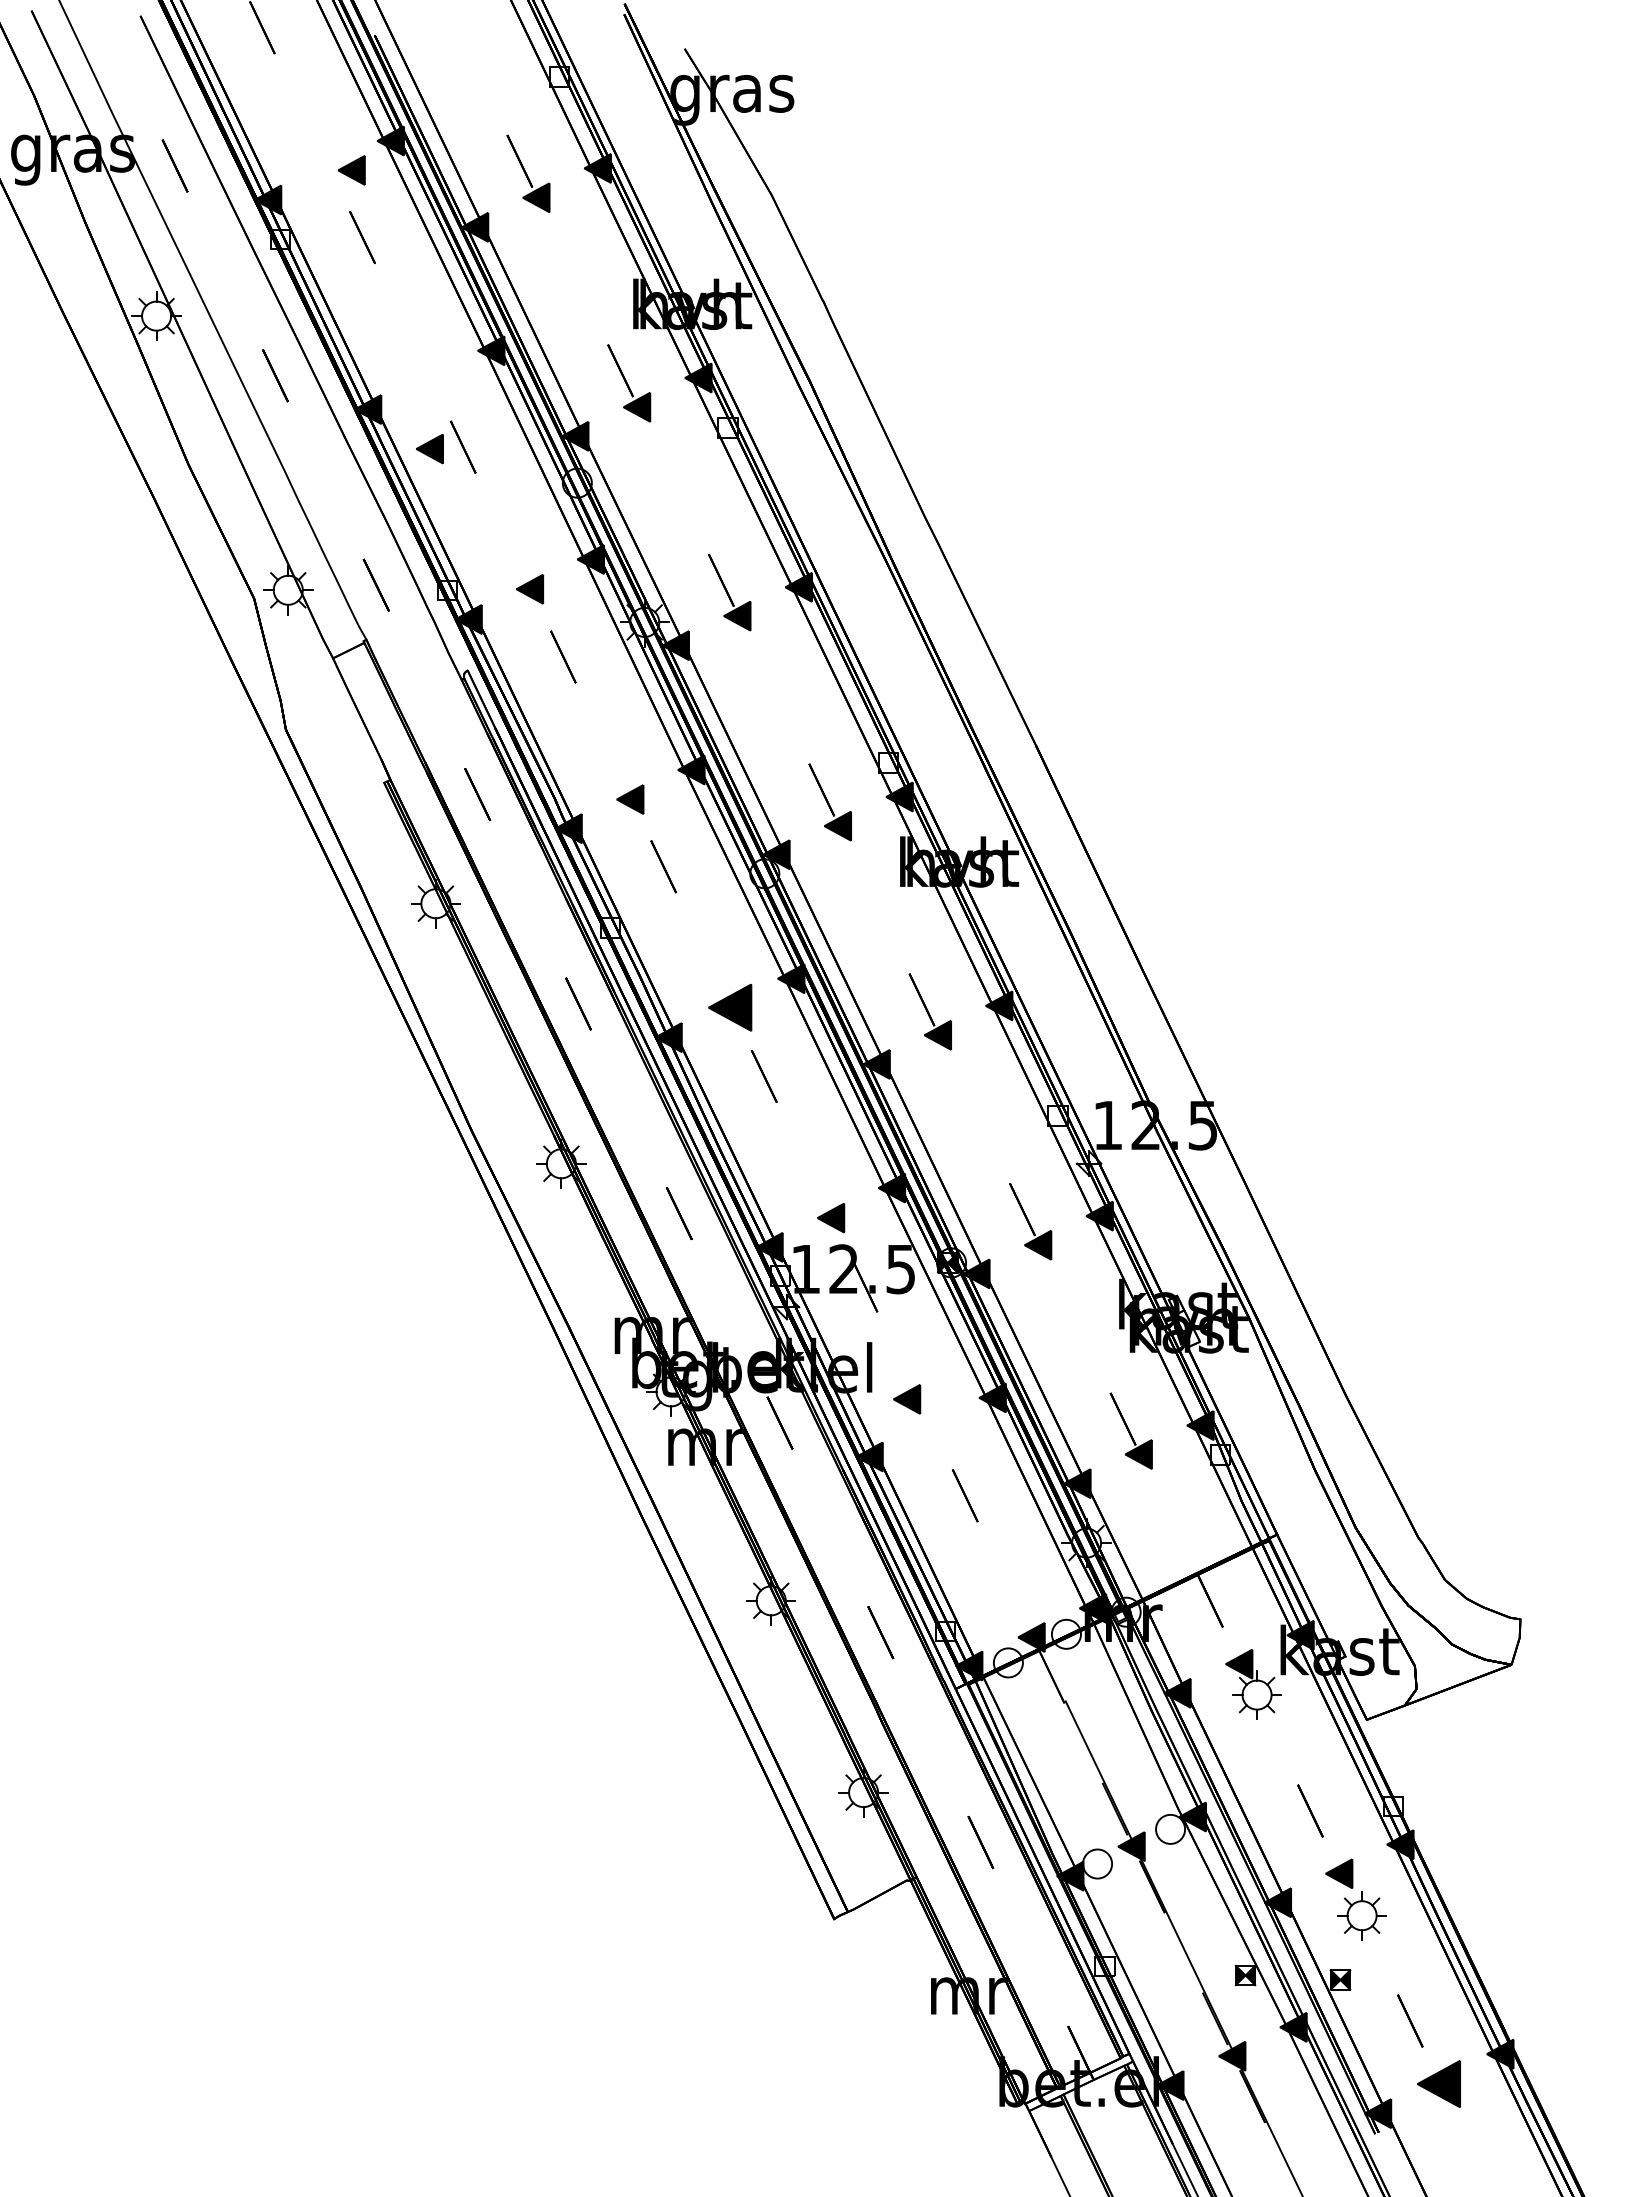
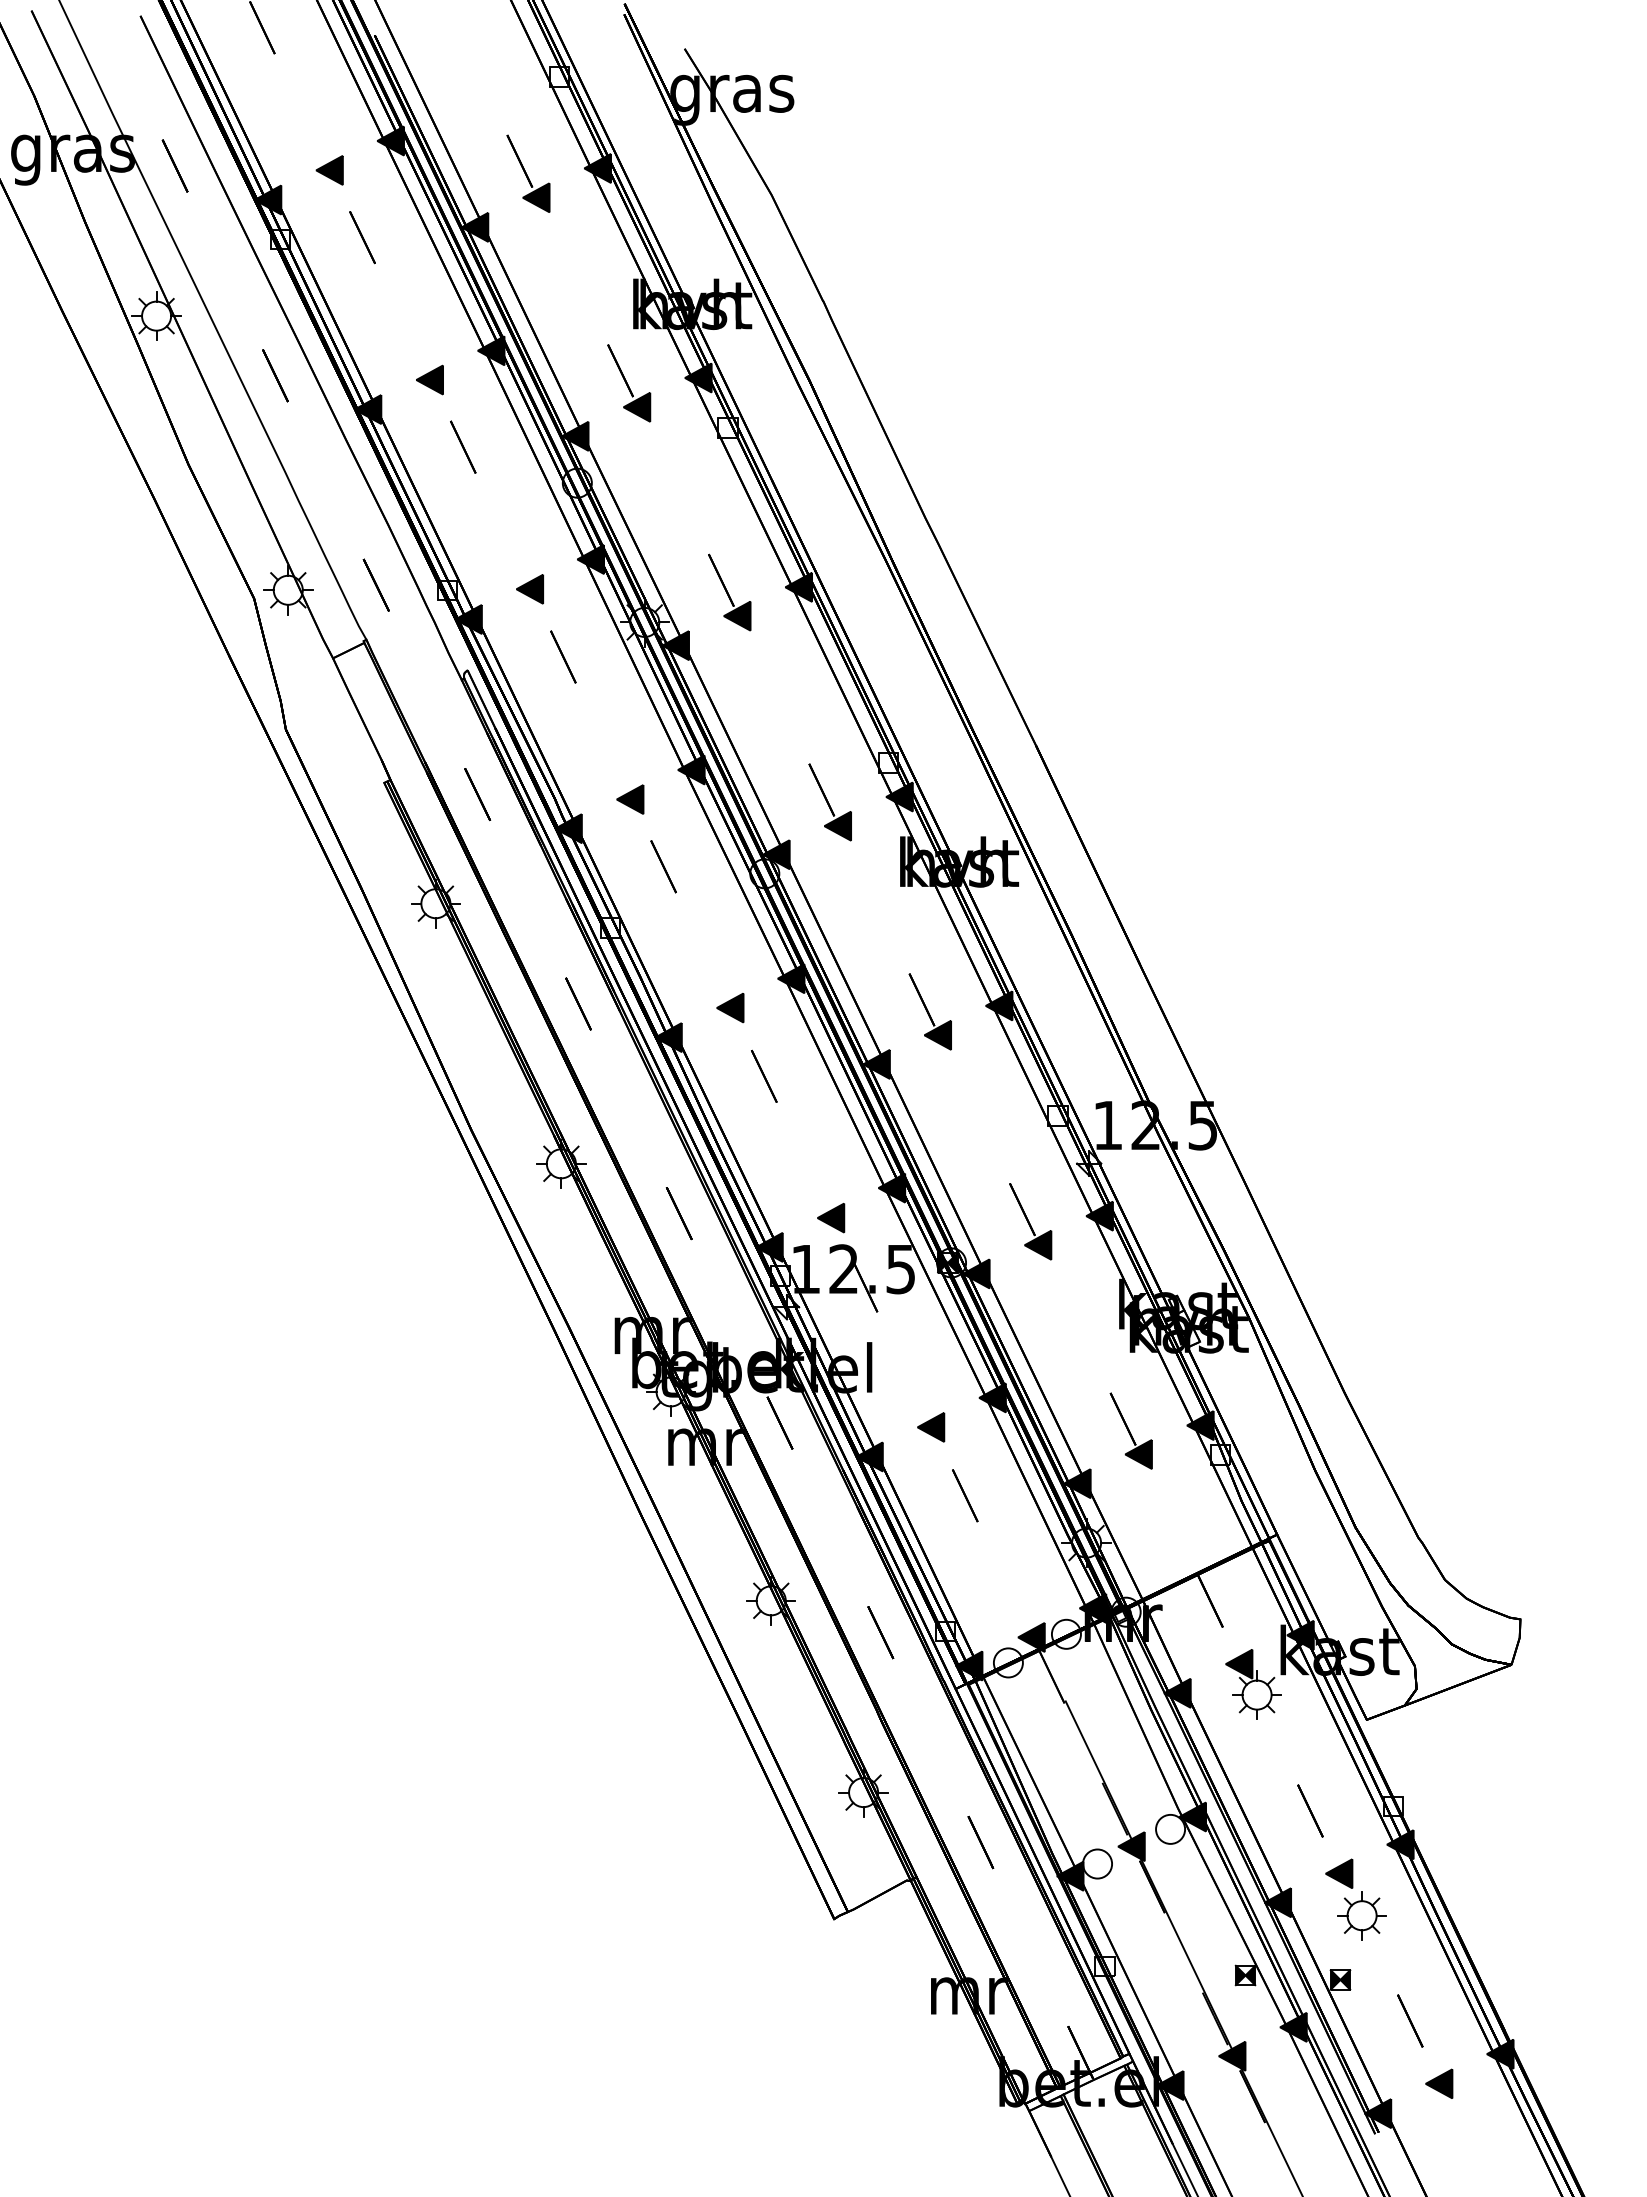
part position: (351, 170) -> (329, 170) (329, 170)
part position: (429, 448) -> (429, 379) (429, 379)
part size: 45x49 px -> 29x31 px (730, 1008)
part position: (907, 1399) -> (931, 1427) (931, 1427)
part size: 44x48 px -> 29x31 px (1439, 2083)
